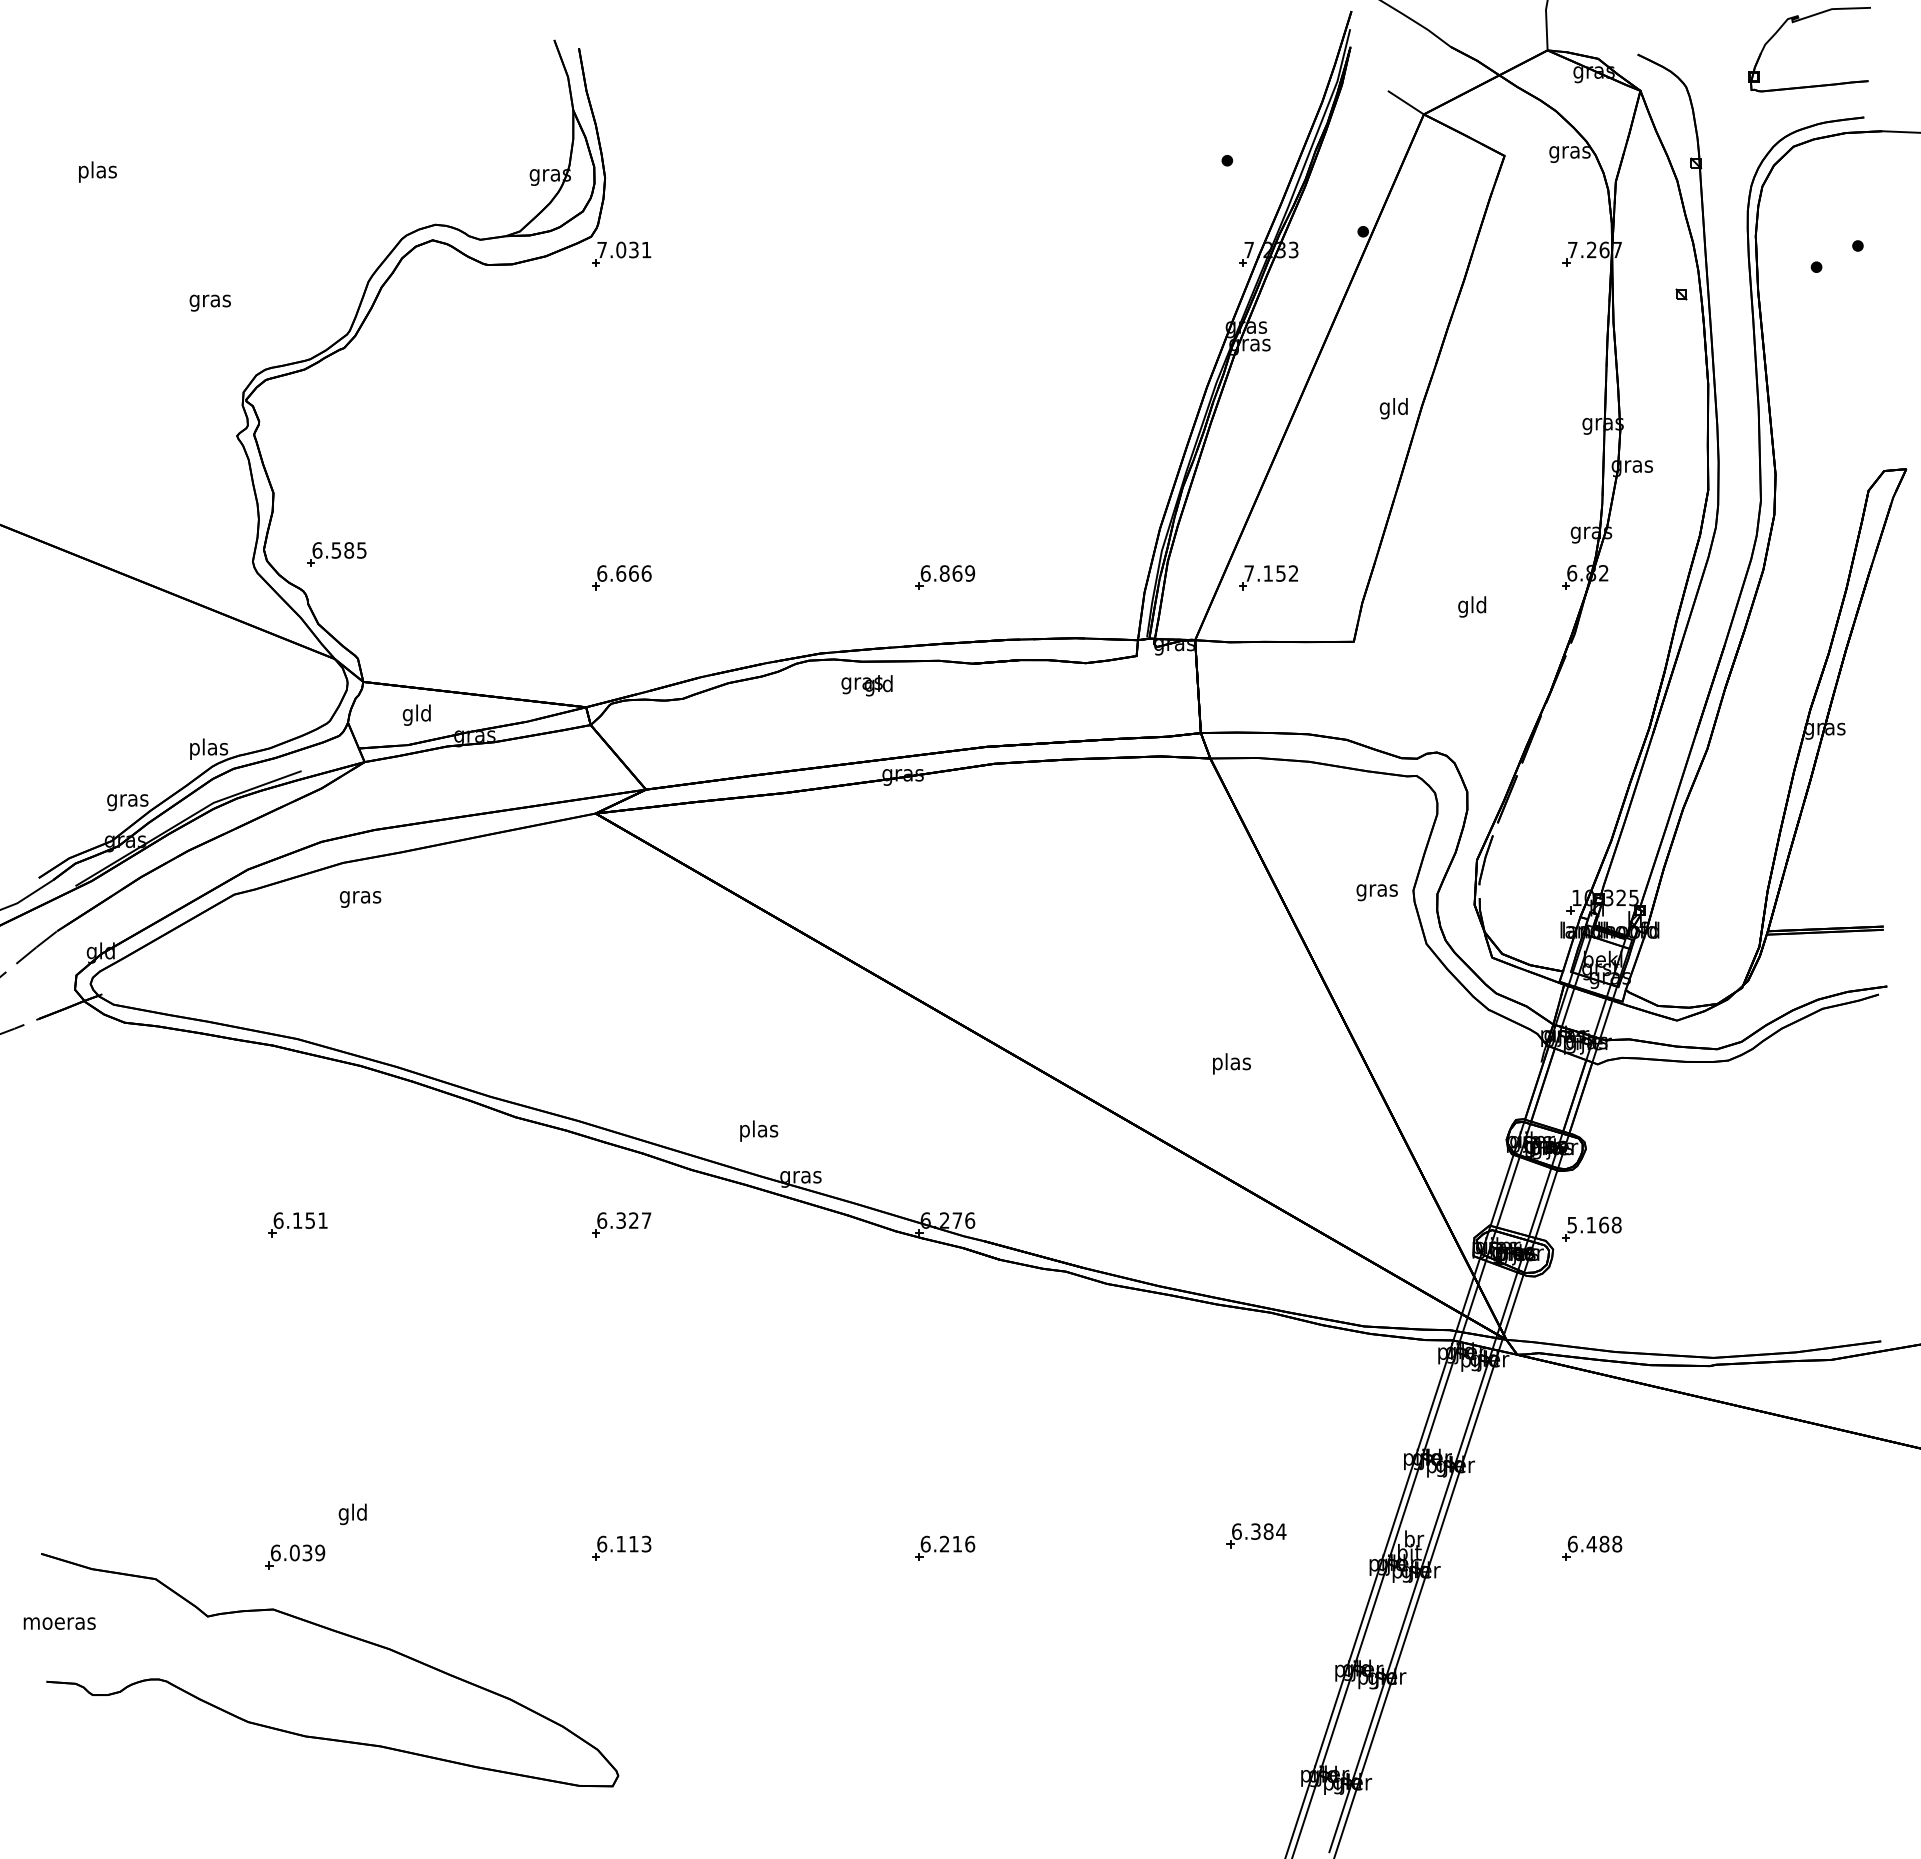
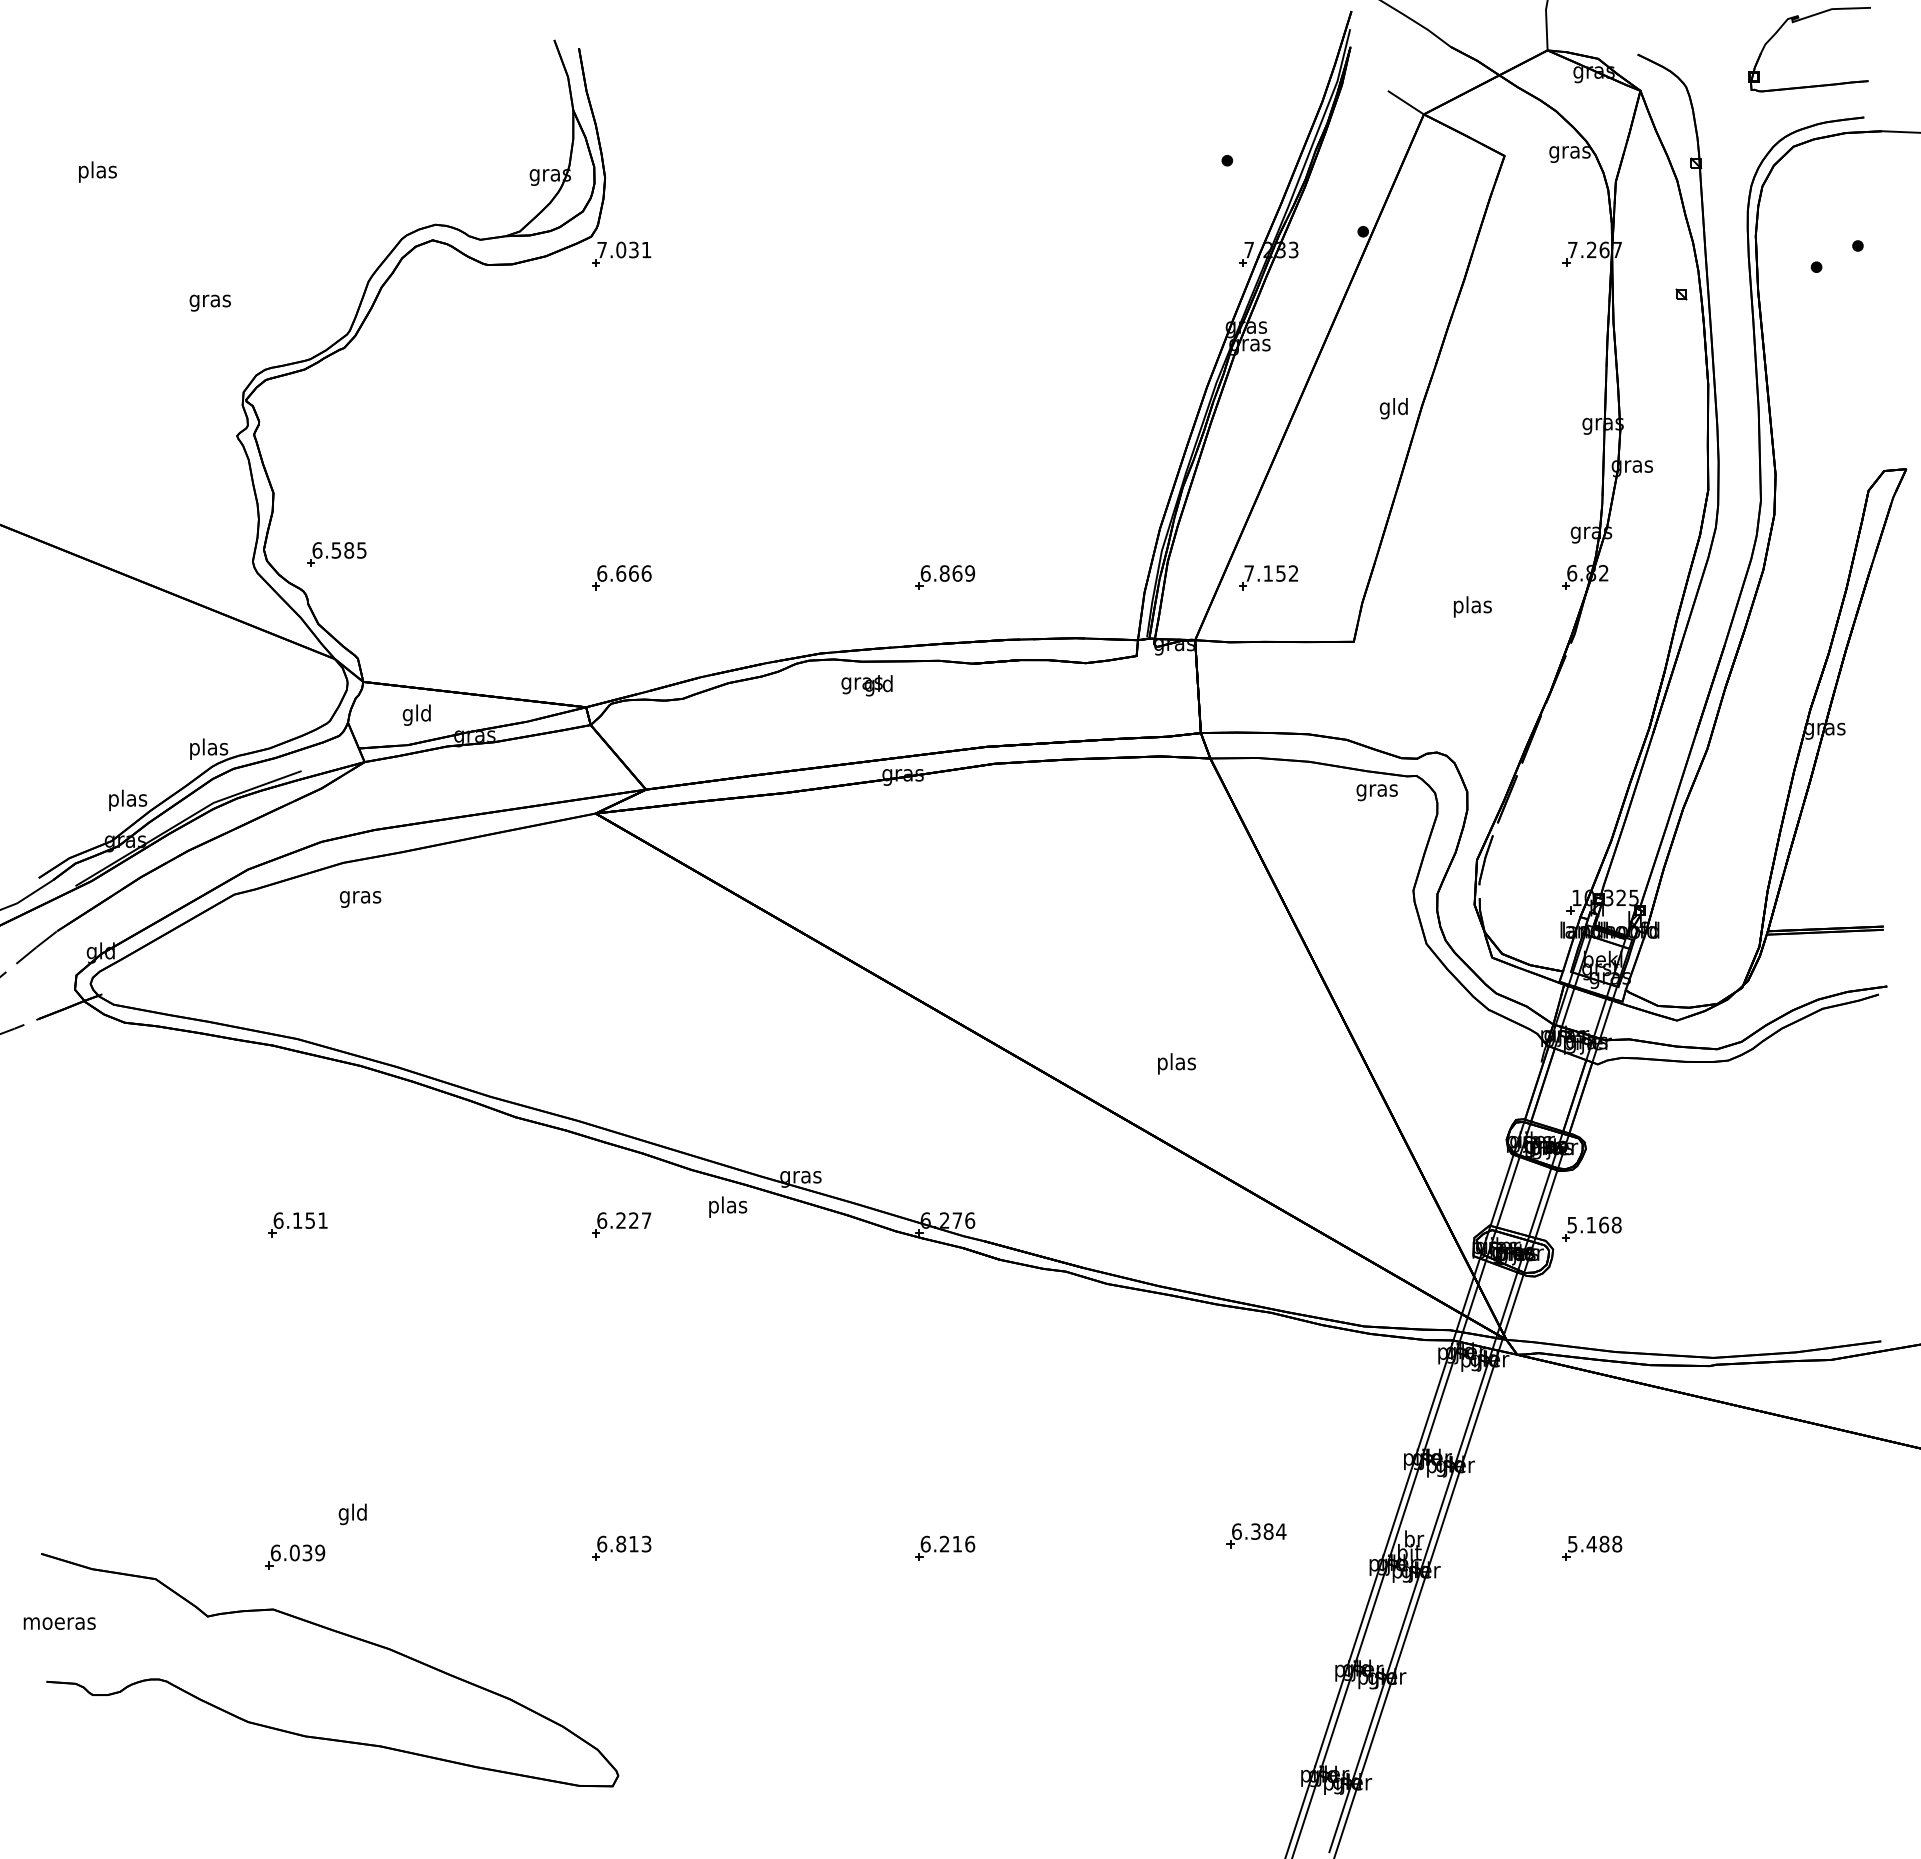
text: gld -> plas (1472, 606)
text: gras -> plas (127, 800)
text position: (1376, 892) -> (1376, 792) (1376, 792)
text position: (1231, 1063) -> (1176, 1063) (1176, 1063)
text position: (759, 1130) -> (728, 1206) (728, 1206)
text: 6.327 -> 6.227 (620, 1220)
text: 6.113 -> 6.813 (621, 1543)
text: 6.488 -> 5.488 (1572, 1543)
